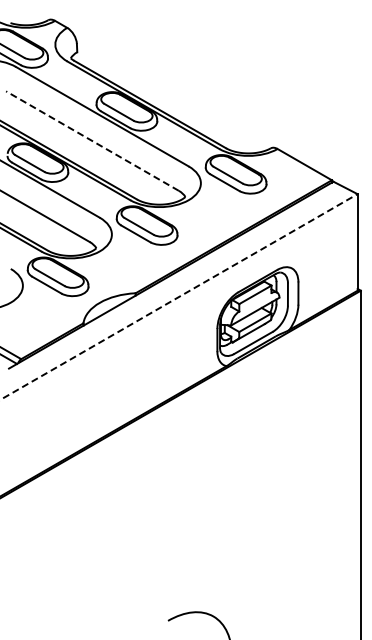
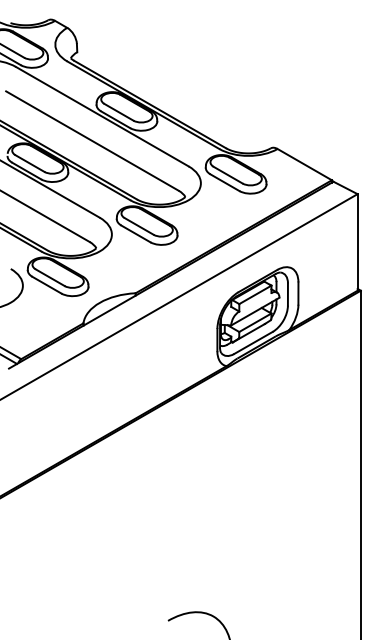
line: dashed -> solid (92, 141)
line: dashed -> solid (179, 296)
